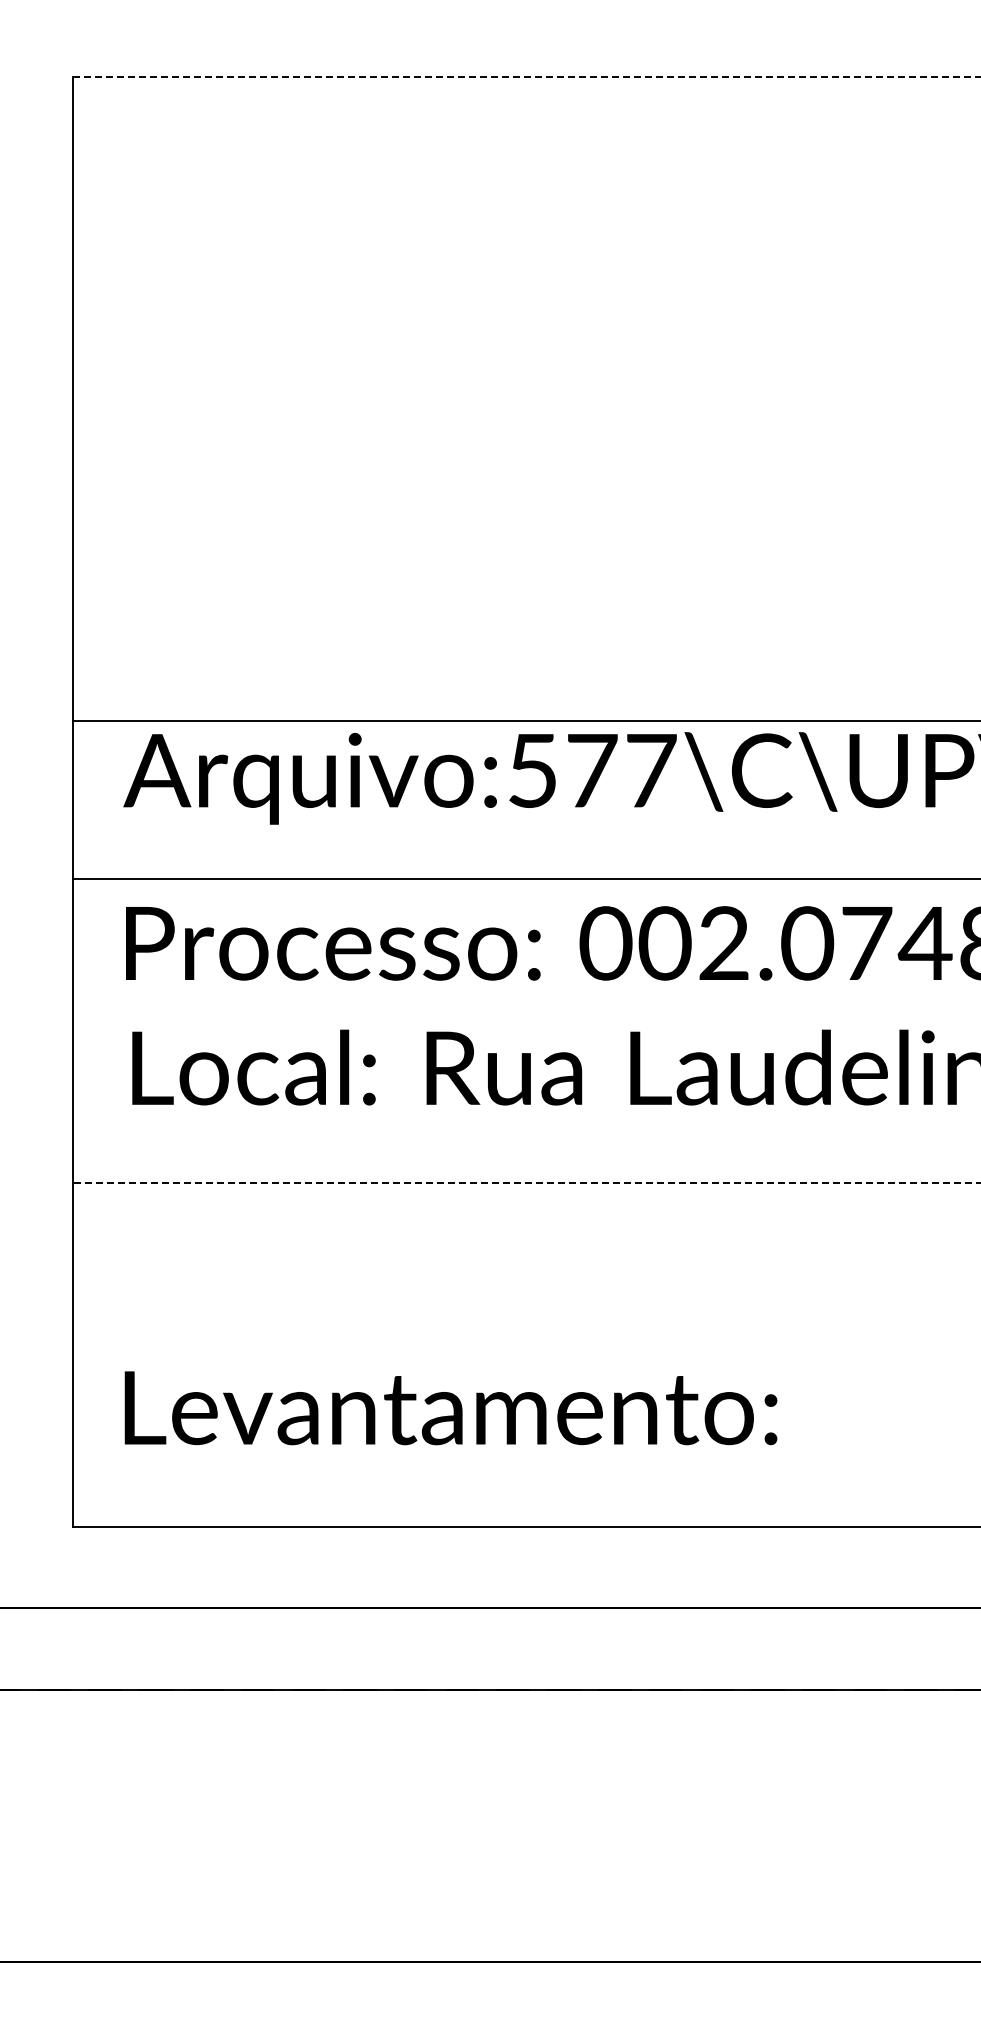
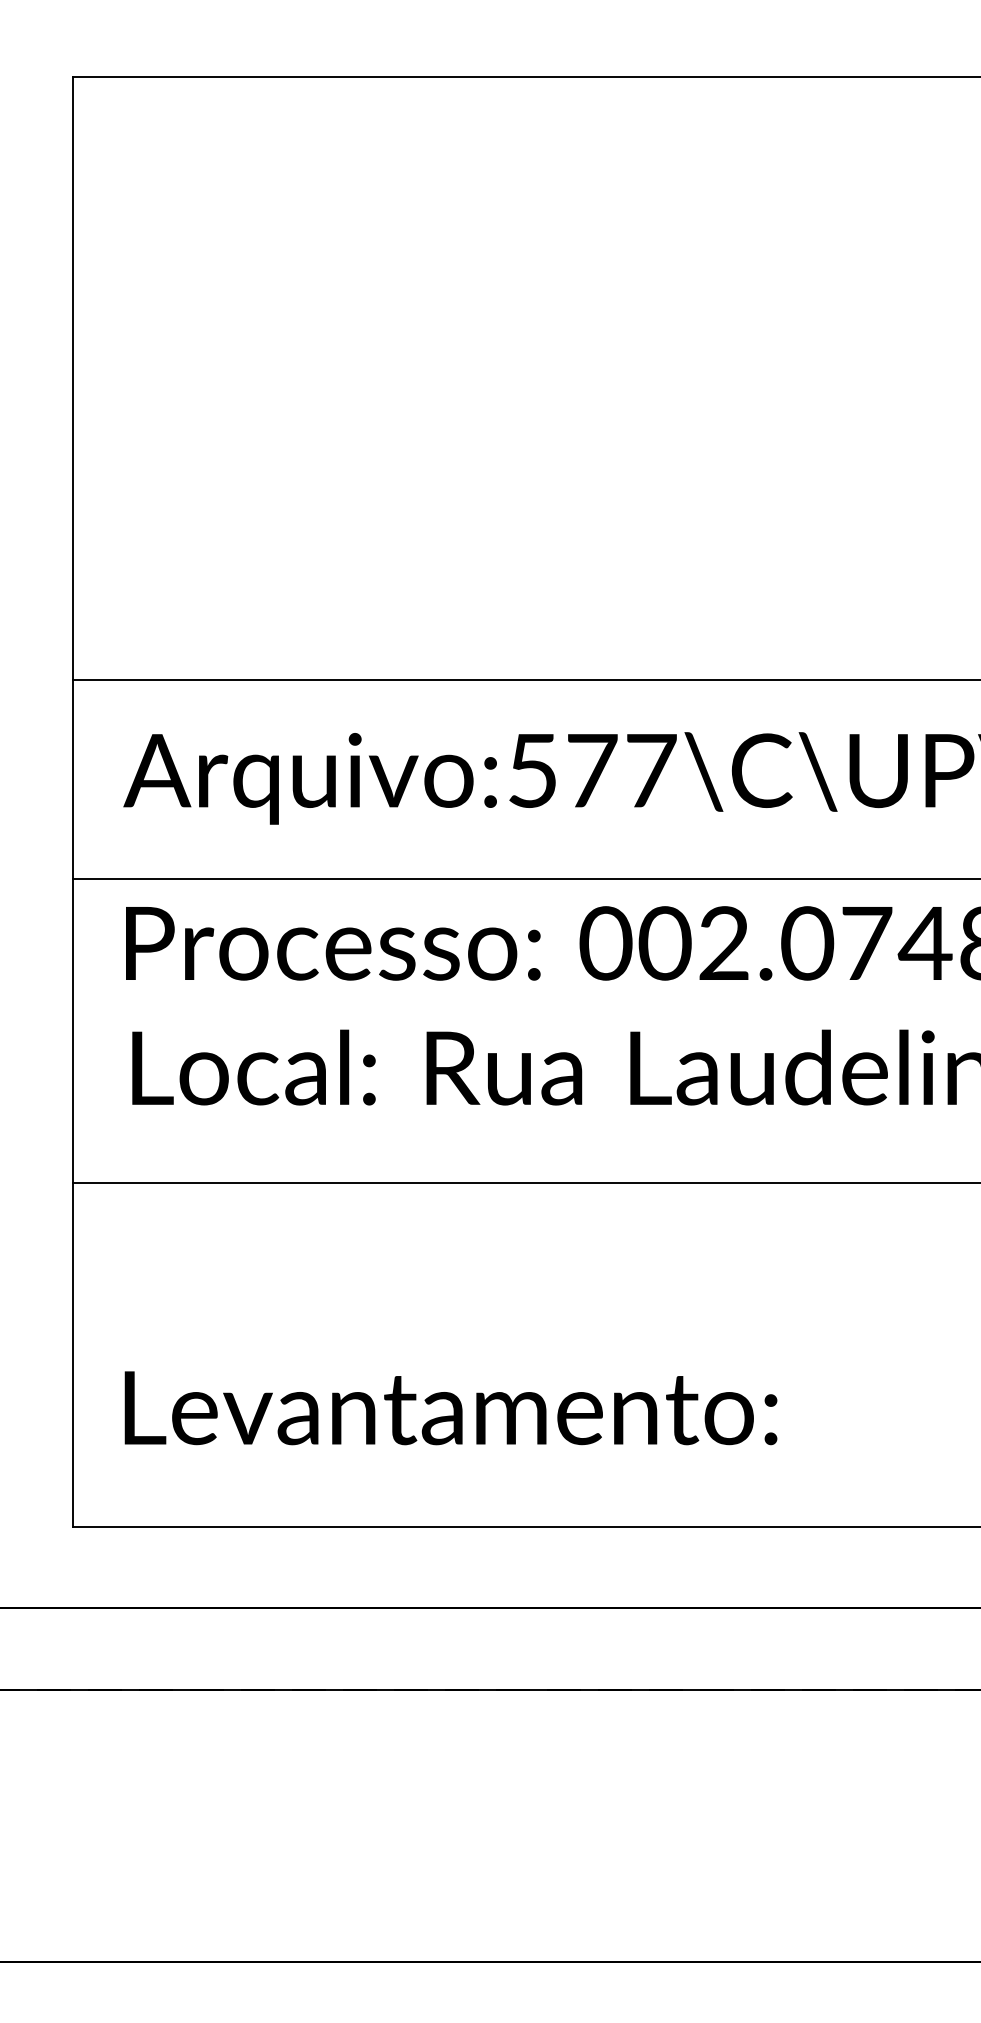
line: dashed -> solid (526, 76)
line position: (525, 721) -> (525, 680) (525, 680)
line: dashed -> solid (526, 1183)
